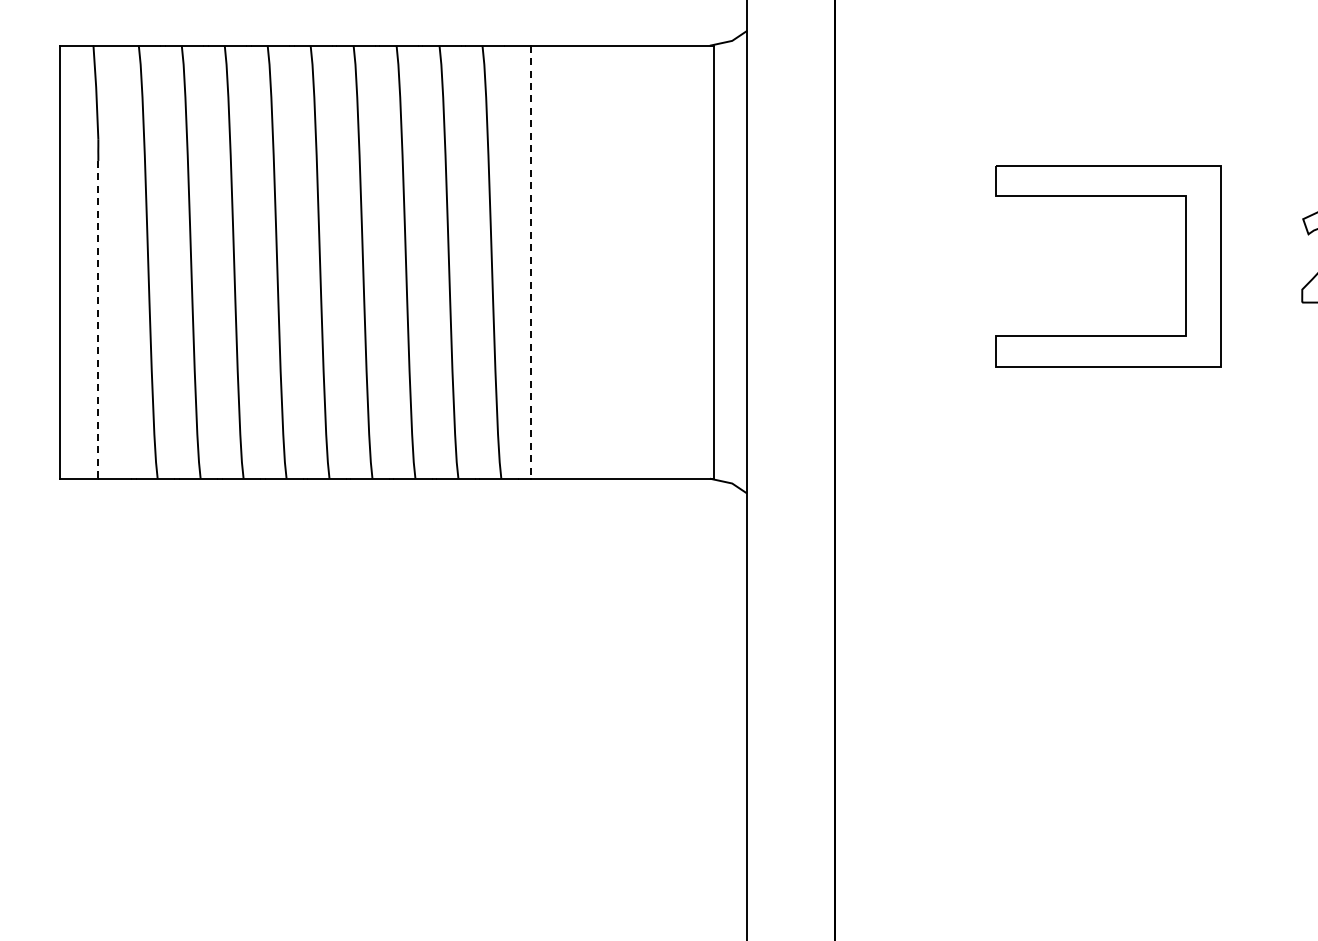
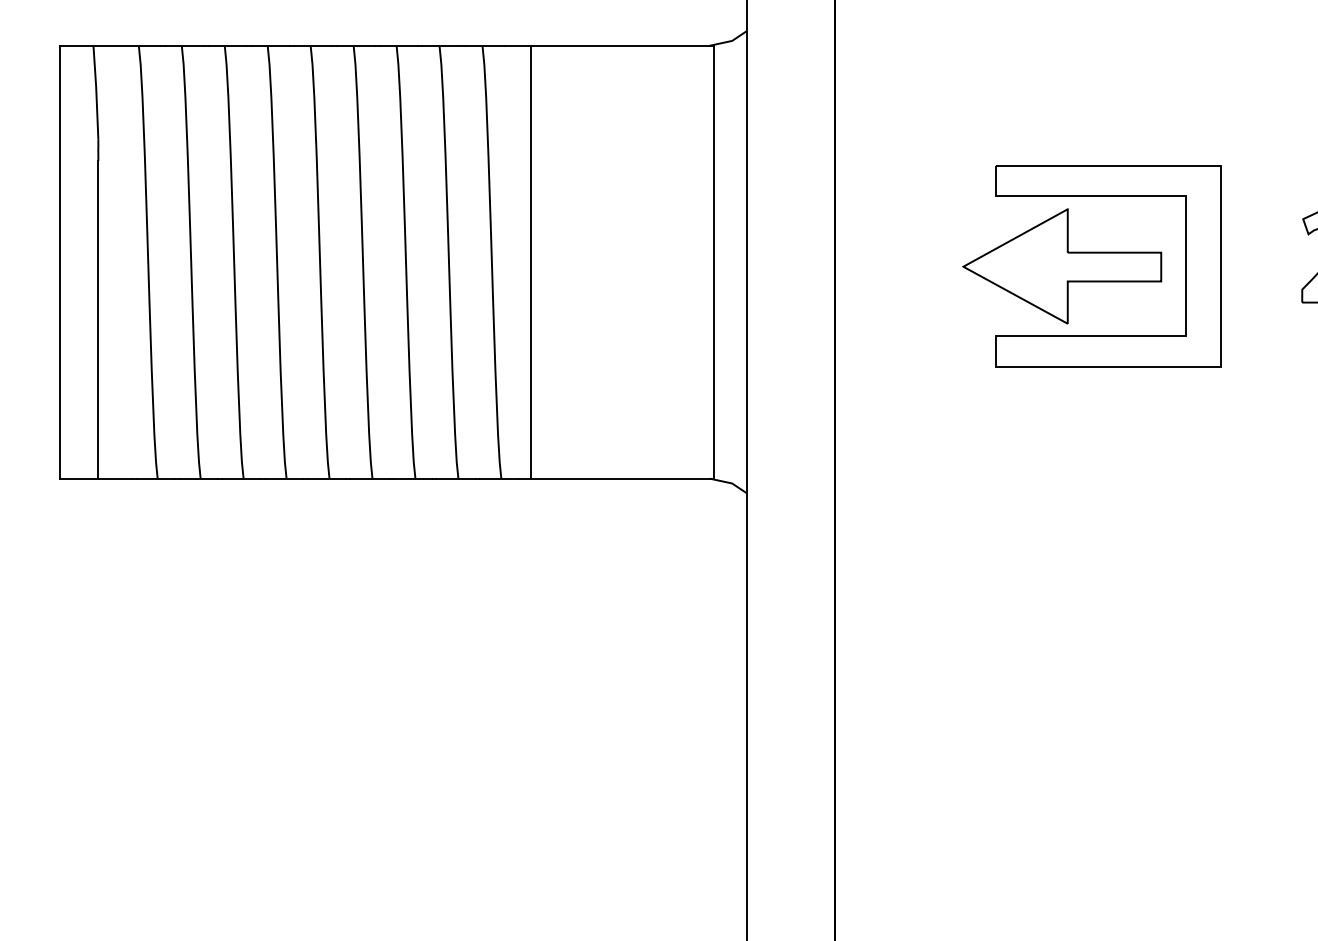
line: dashed -> solid (531, 262)
part: none -> present (1062, 266)
line: dashed -> solid (98, 319)
